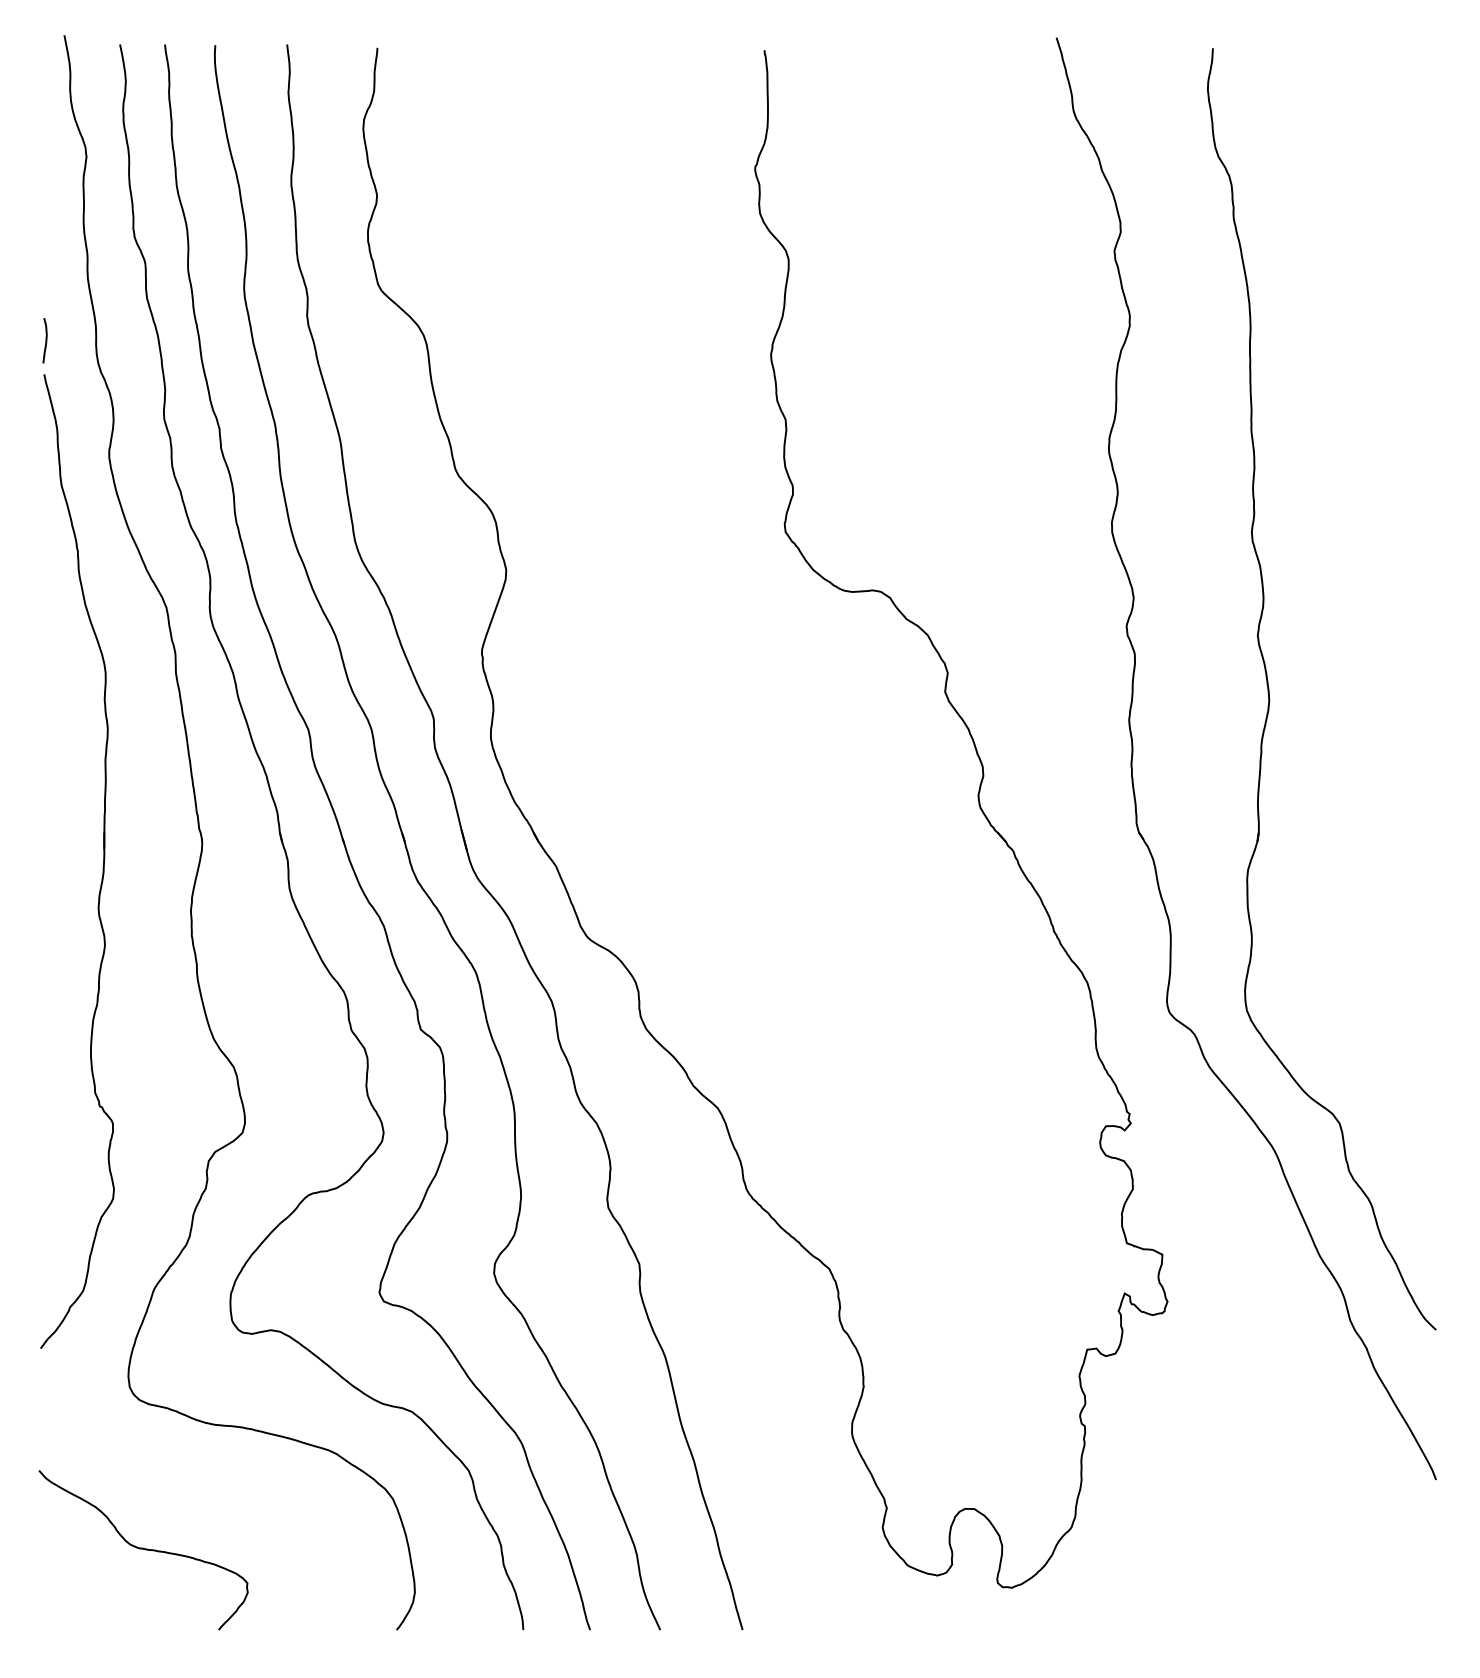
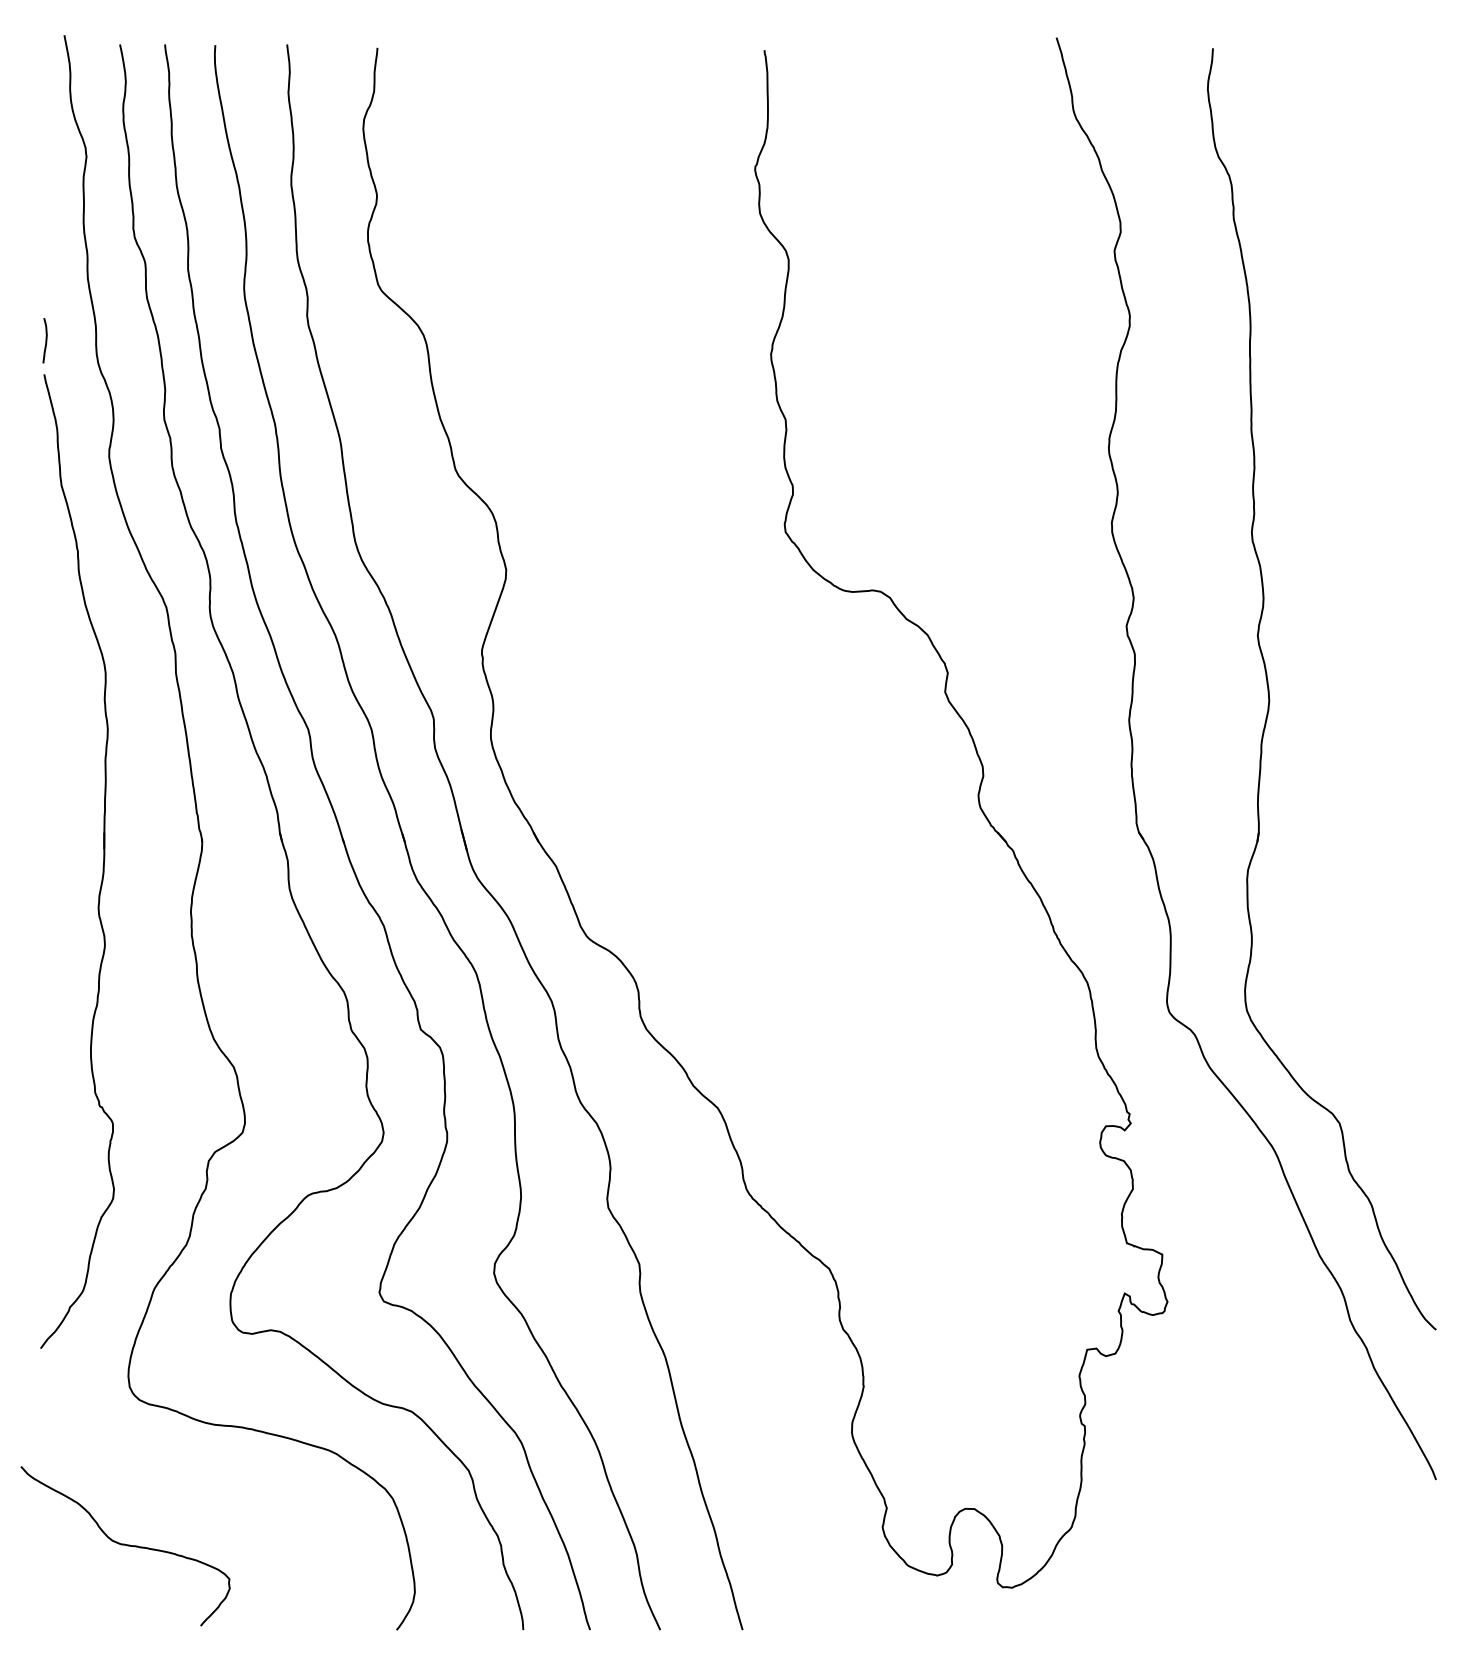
curve position: (143, 1549) -> (125, 1545) (125, 1545)
